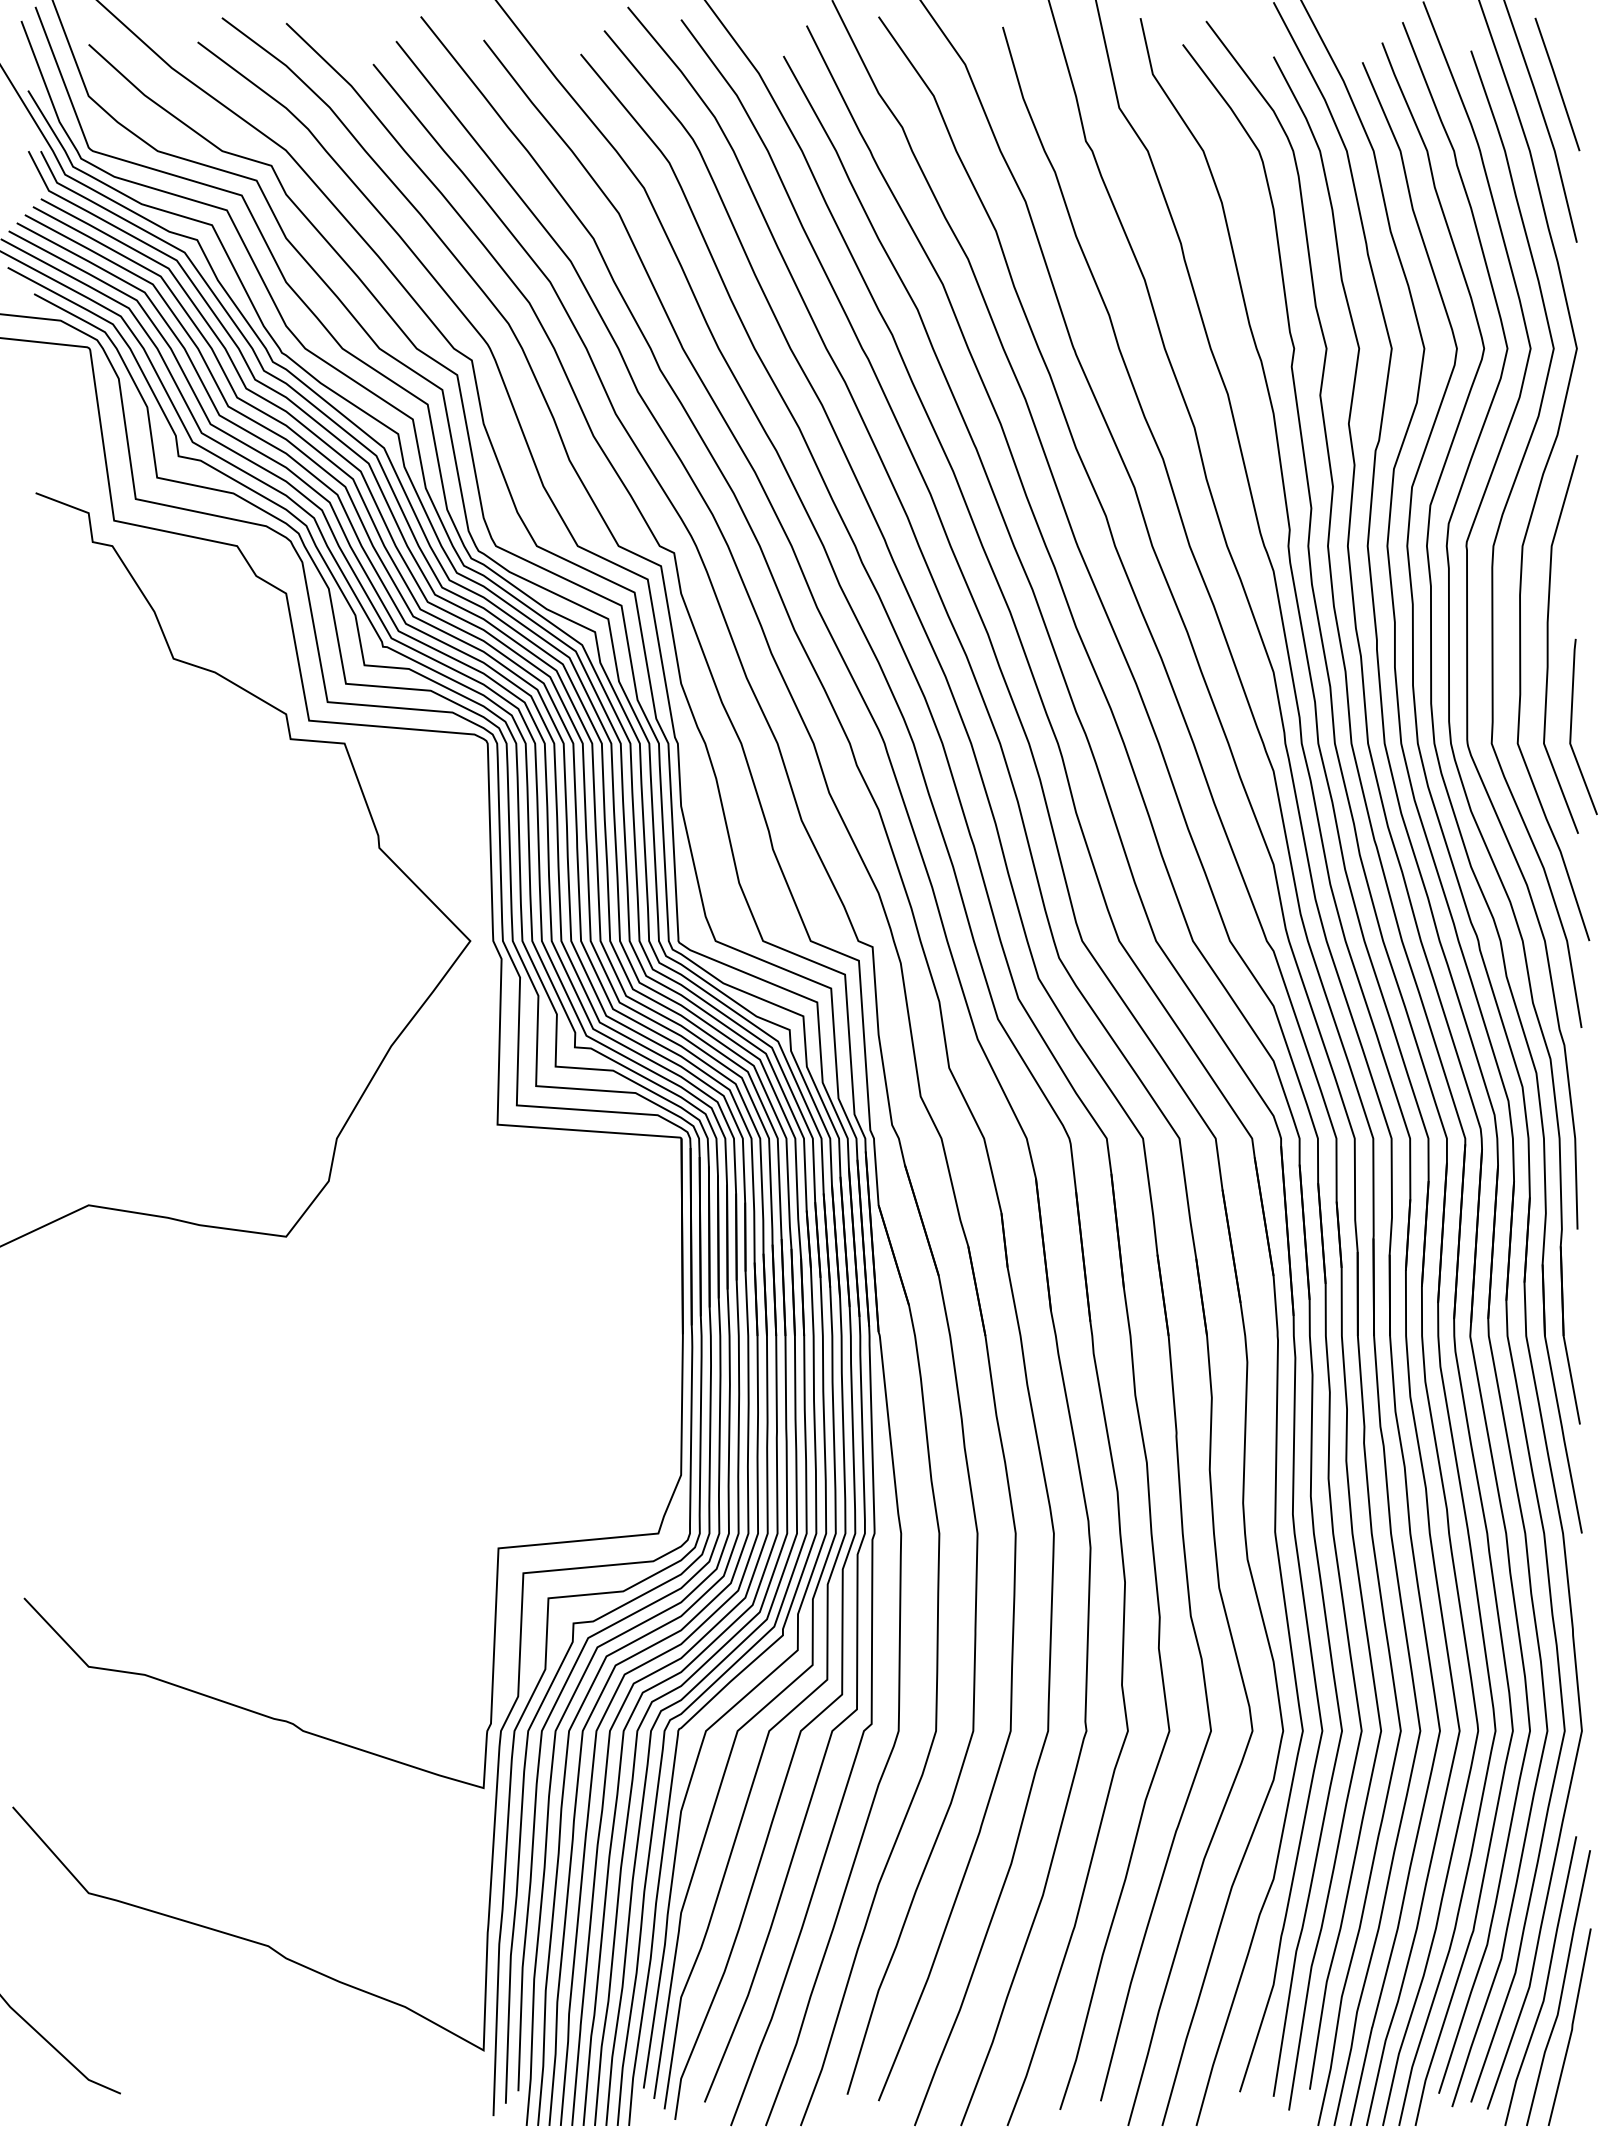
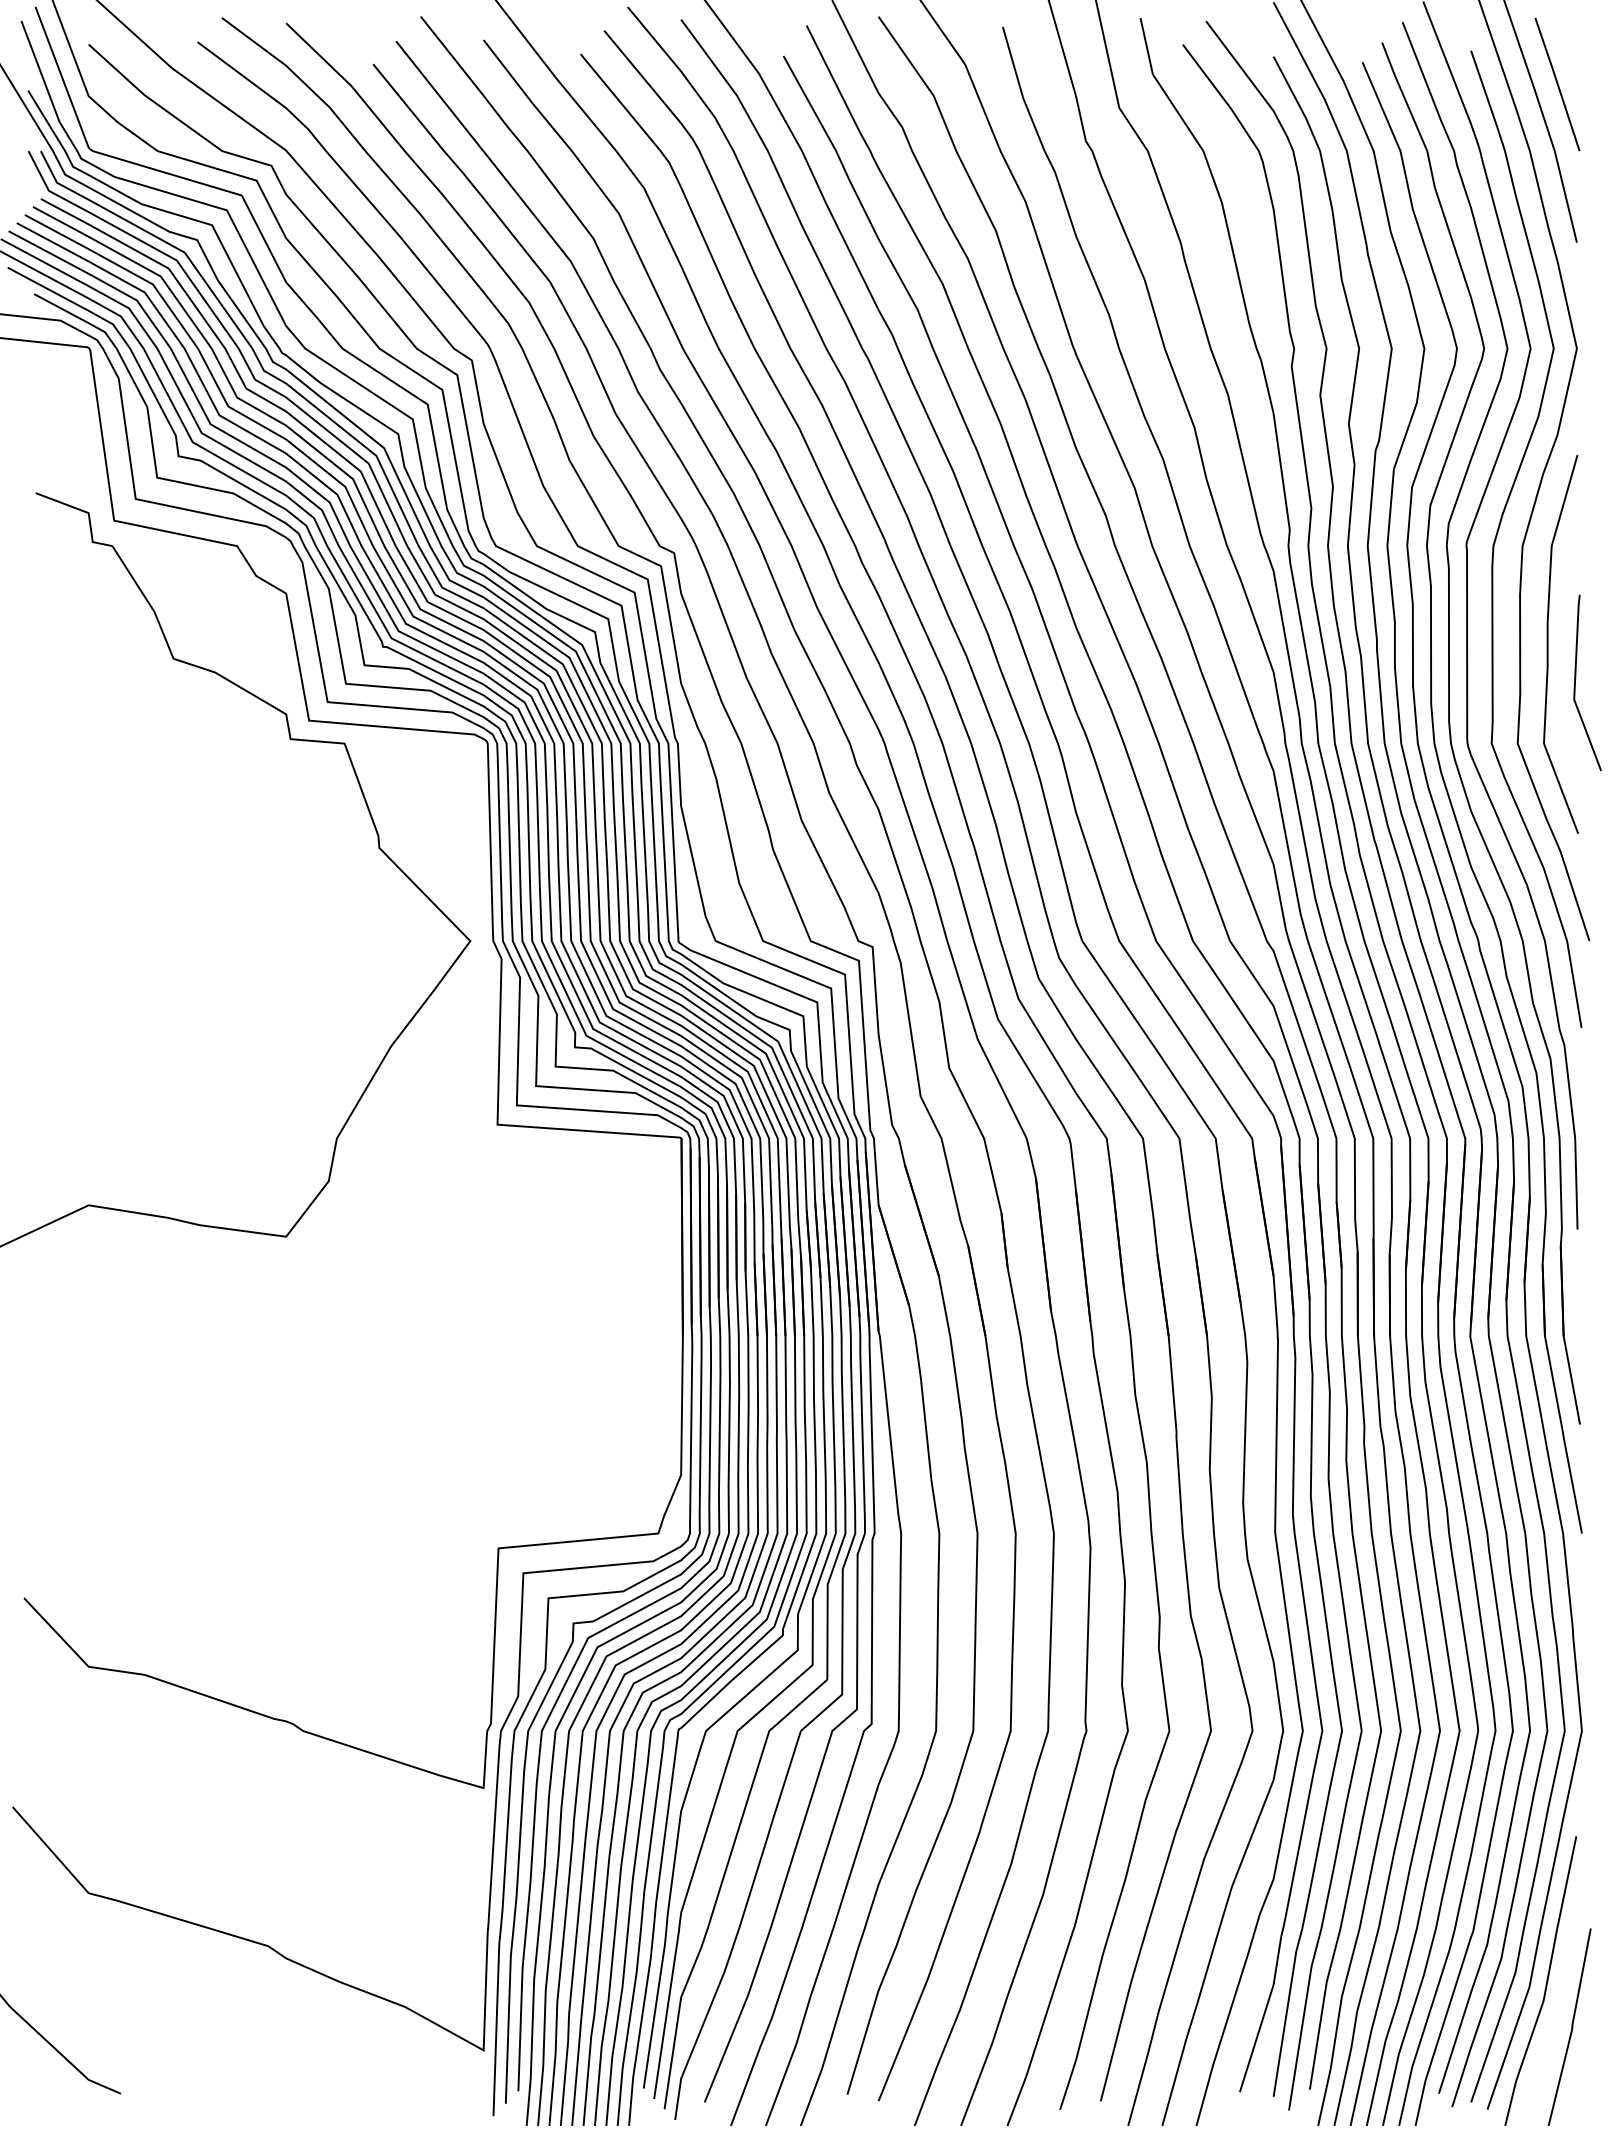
line position: (1572, 722) -> (1576, 678) (1576, 678)
line: present -> none (1561, 1988)
